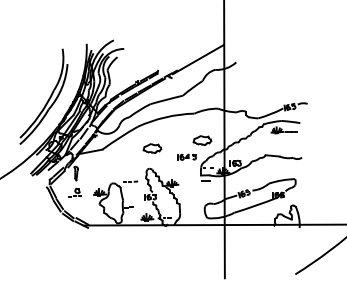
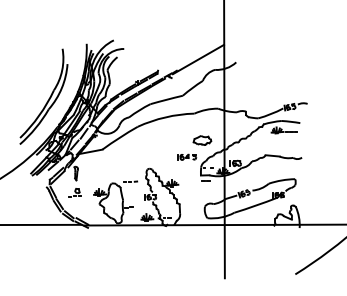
part: present -> none (152, 148)
line: none -> present (41, 224)
